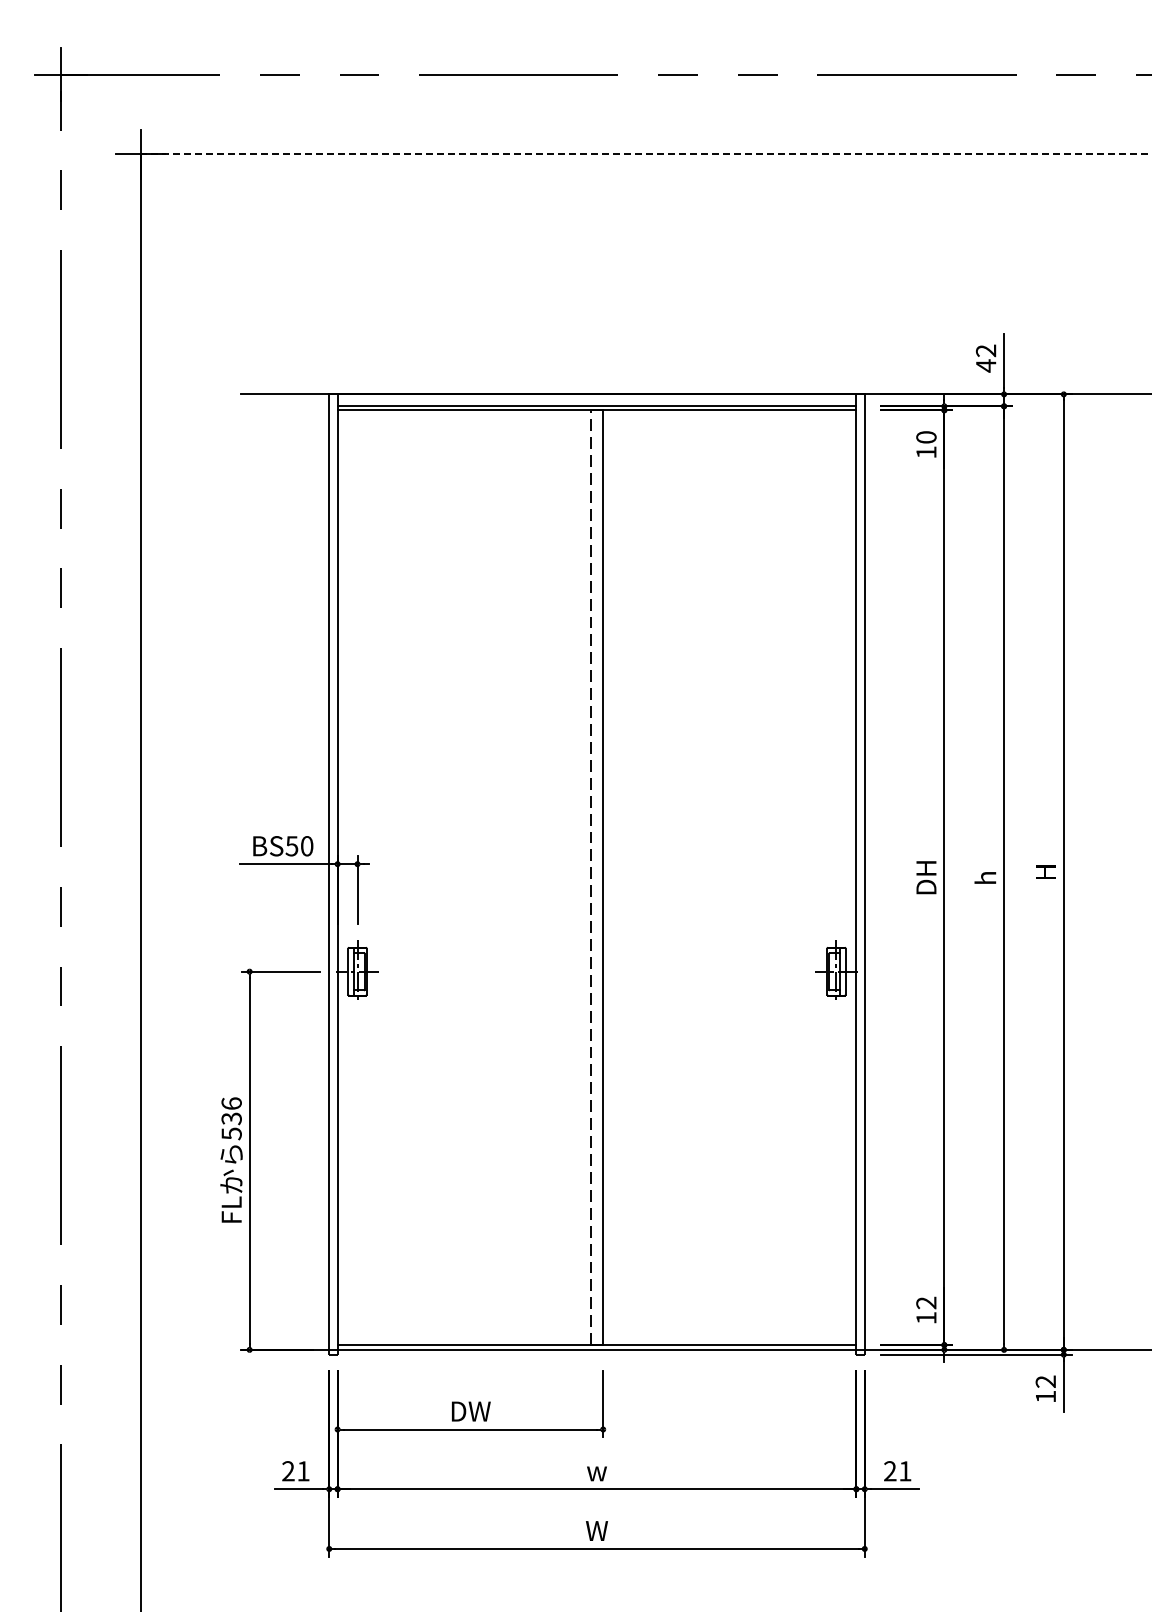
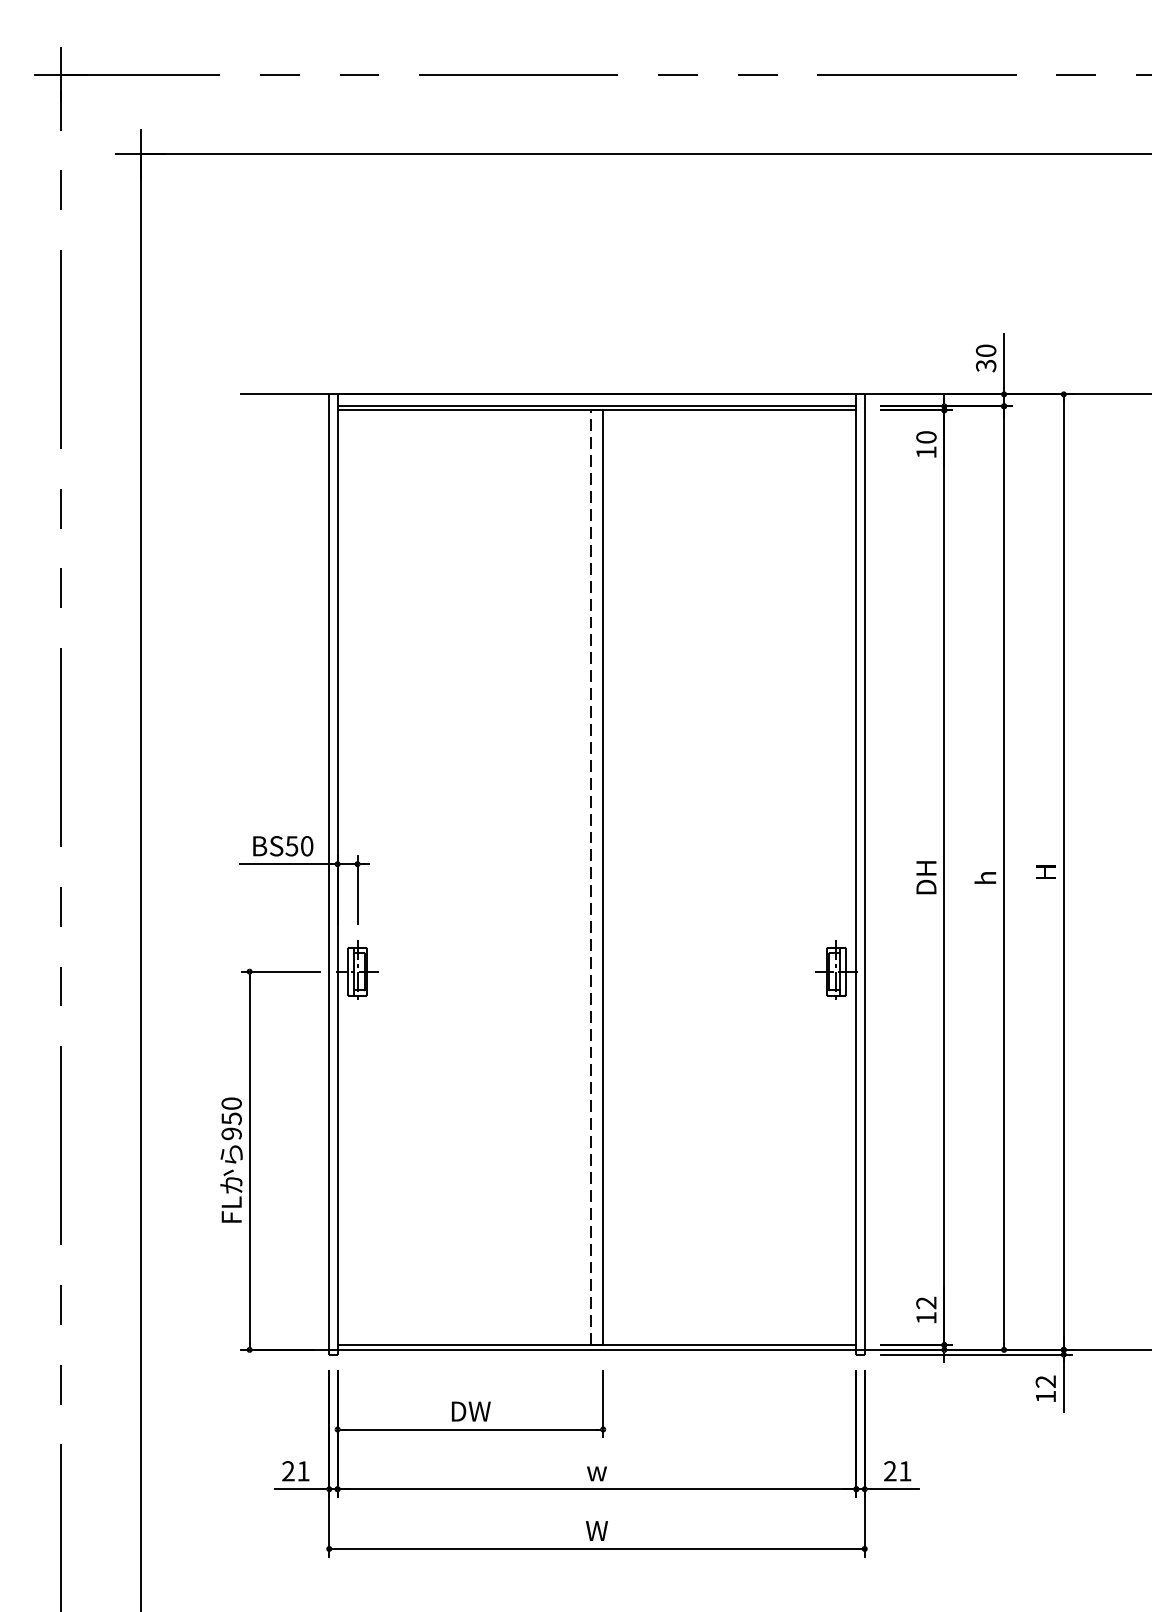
line: dashed -> solid (645, 154)
text: 42 -> 30 (985, 358)
text: 536 -> 950 (231, 1118)
